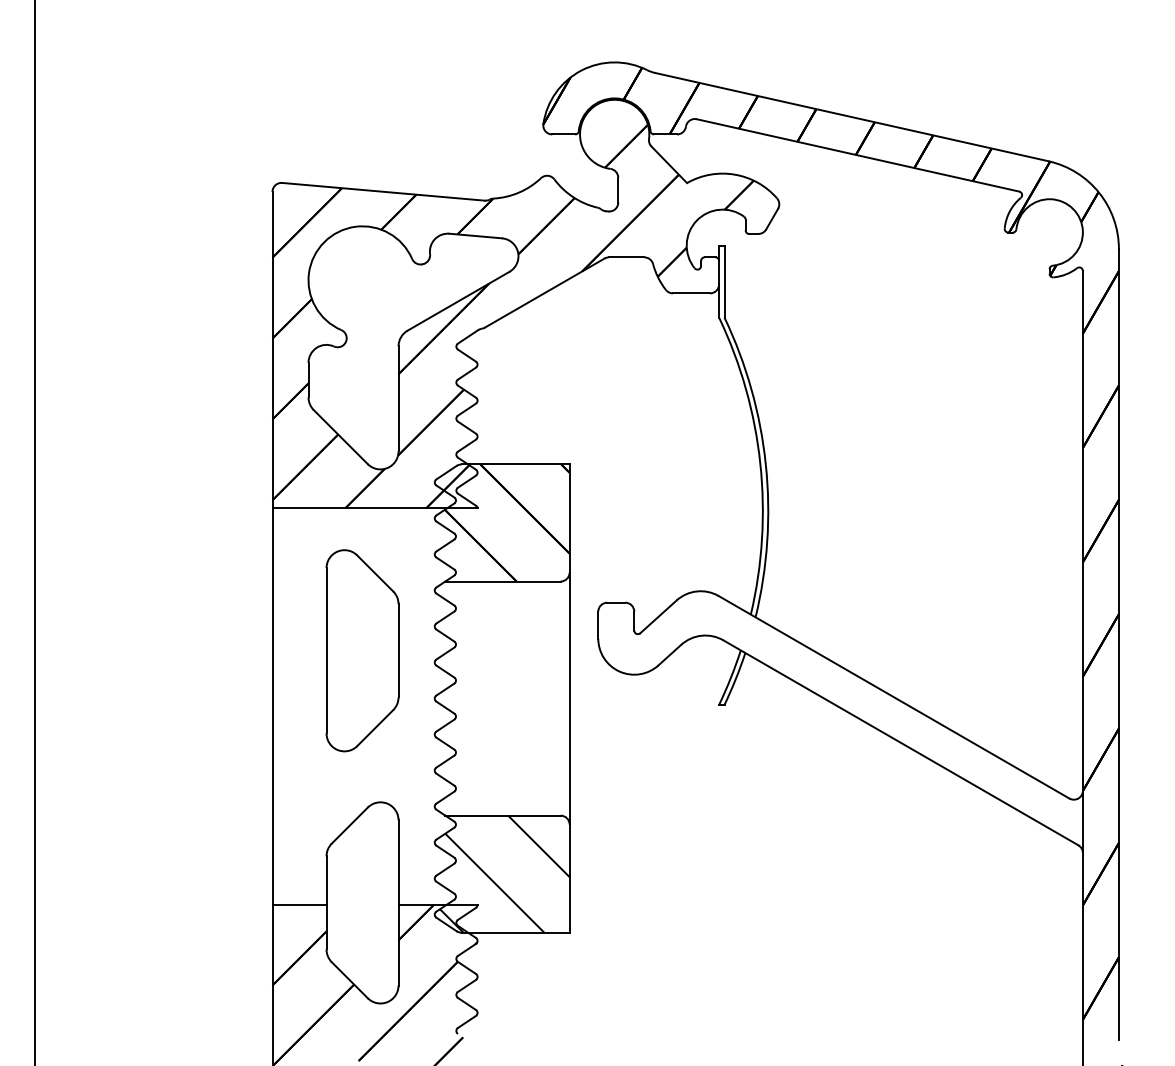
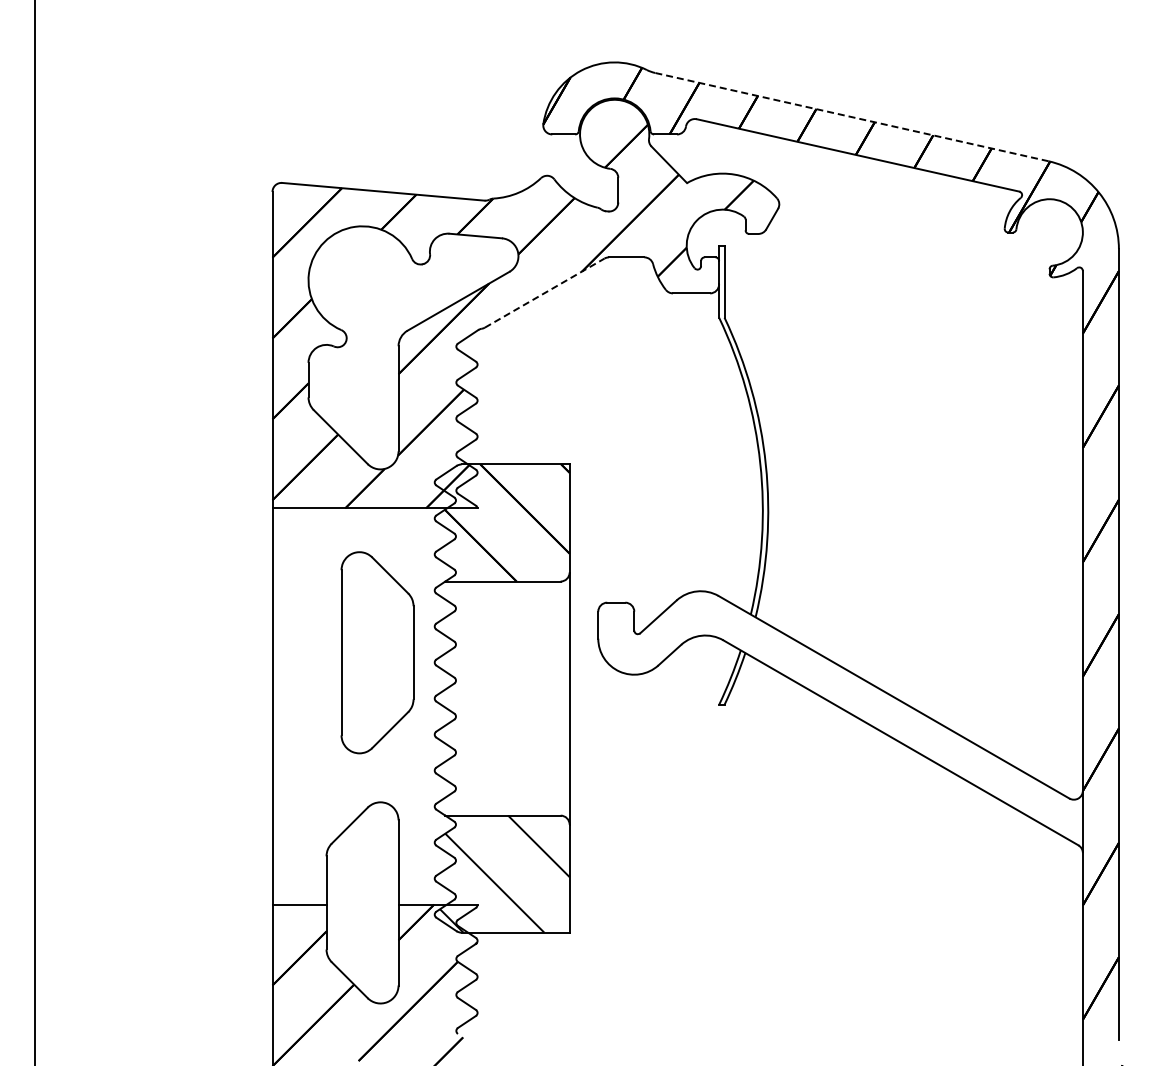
line: solid -> dashed (851, 117)
line: solid -> dashed (545, 292)
part position: (362, 650) -> (377, 652) (377, 652)
